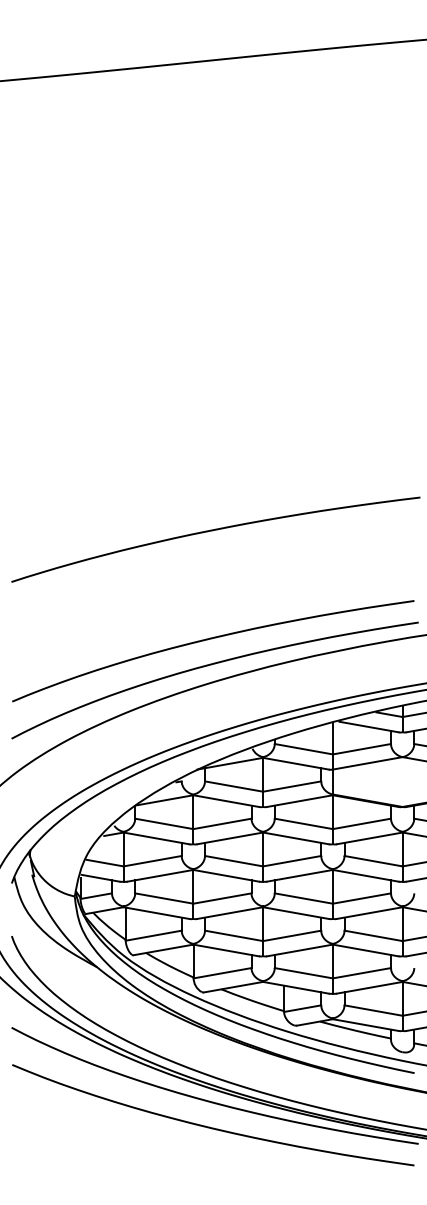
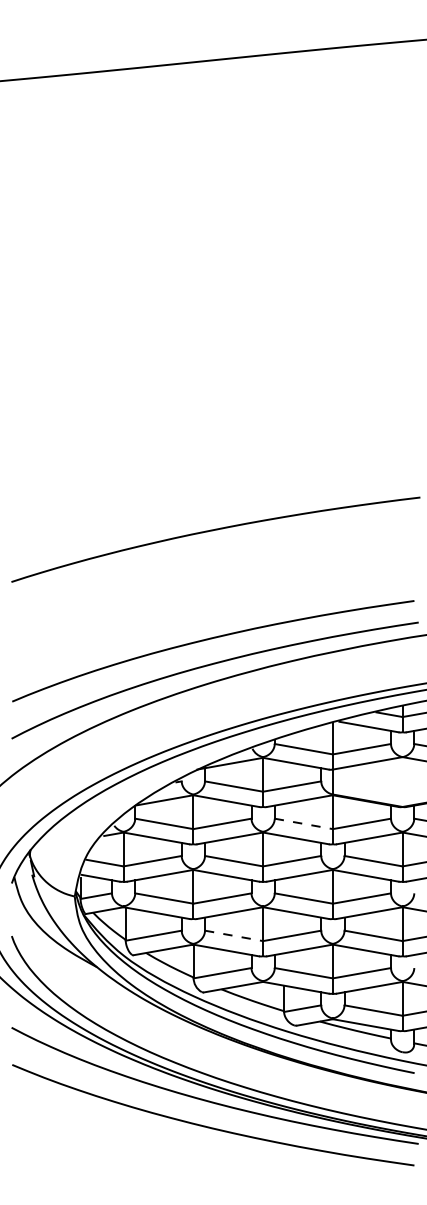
line: solid -> dashed (303, 823)
line: solid -> dashed (234, 935)
